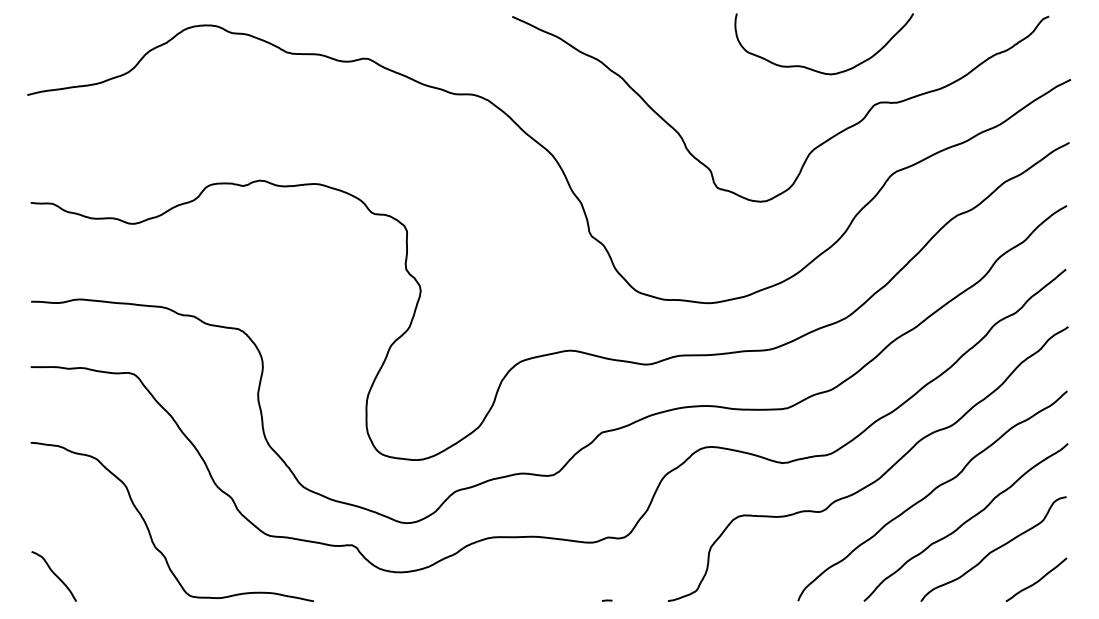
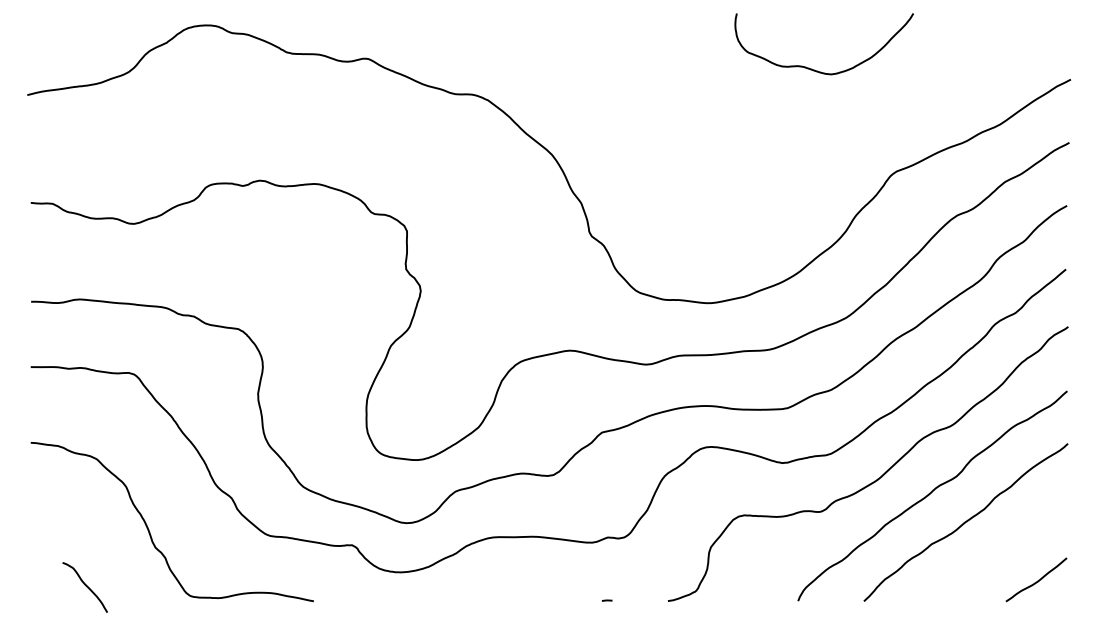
curve: present -> none (814, 147)
curve: present -> none (993, 549)
curve position: (54, 575) -> (85, 586) (85, 586)
